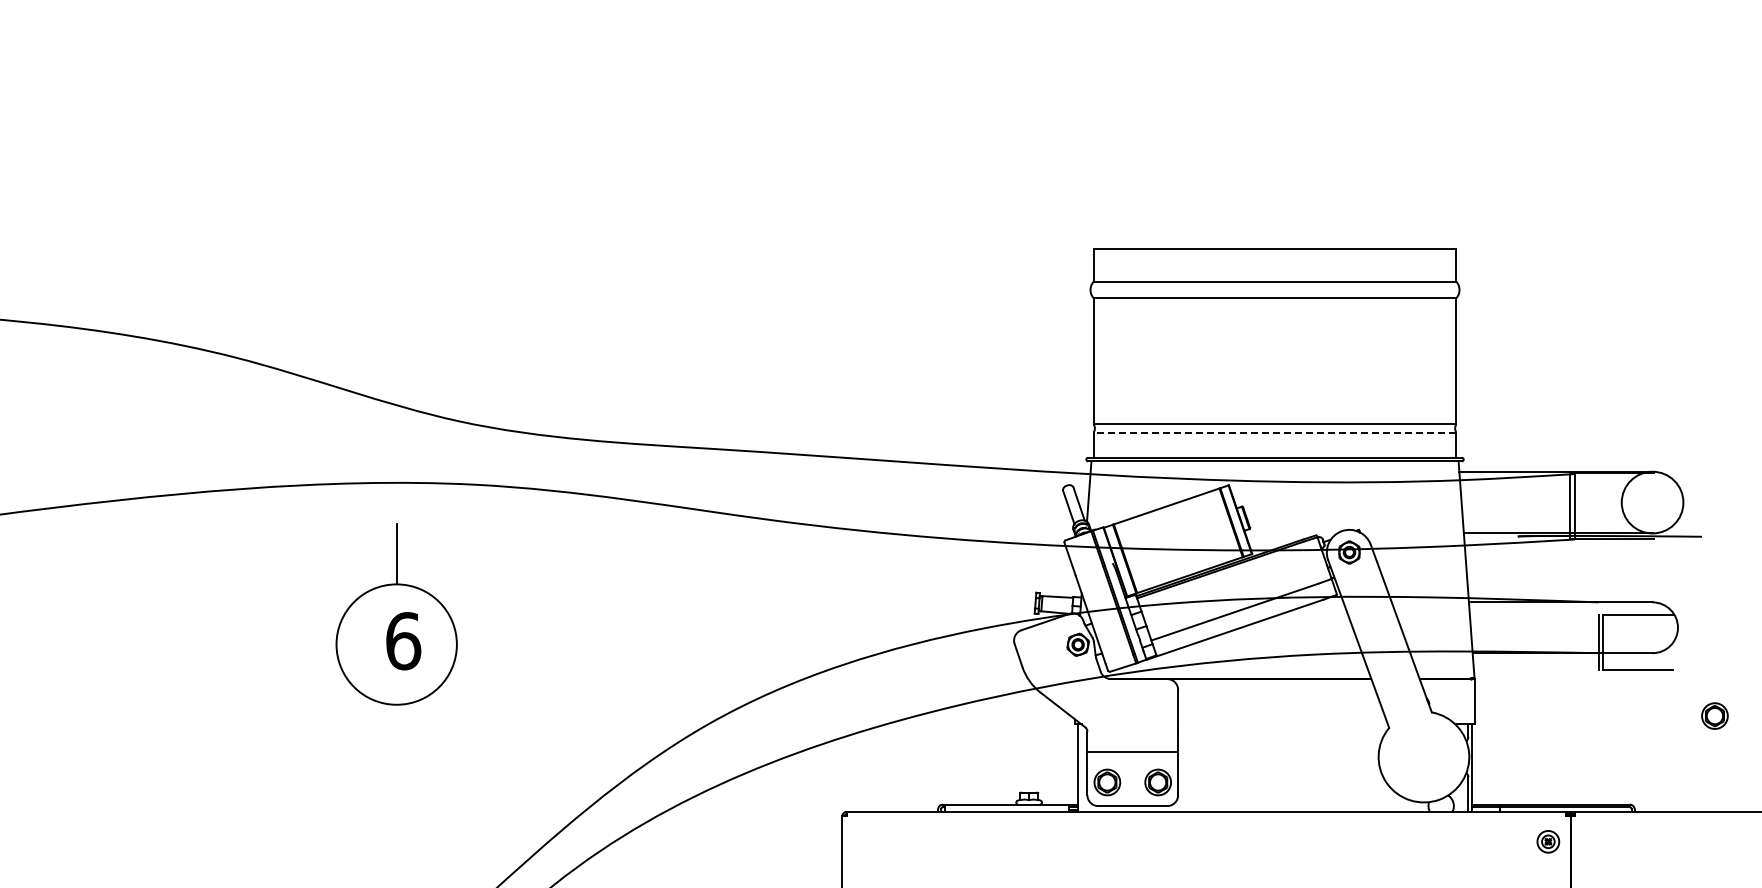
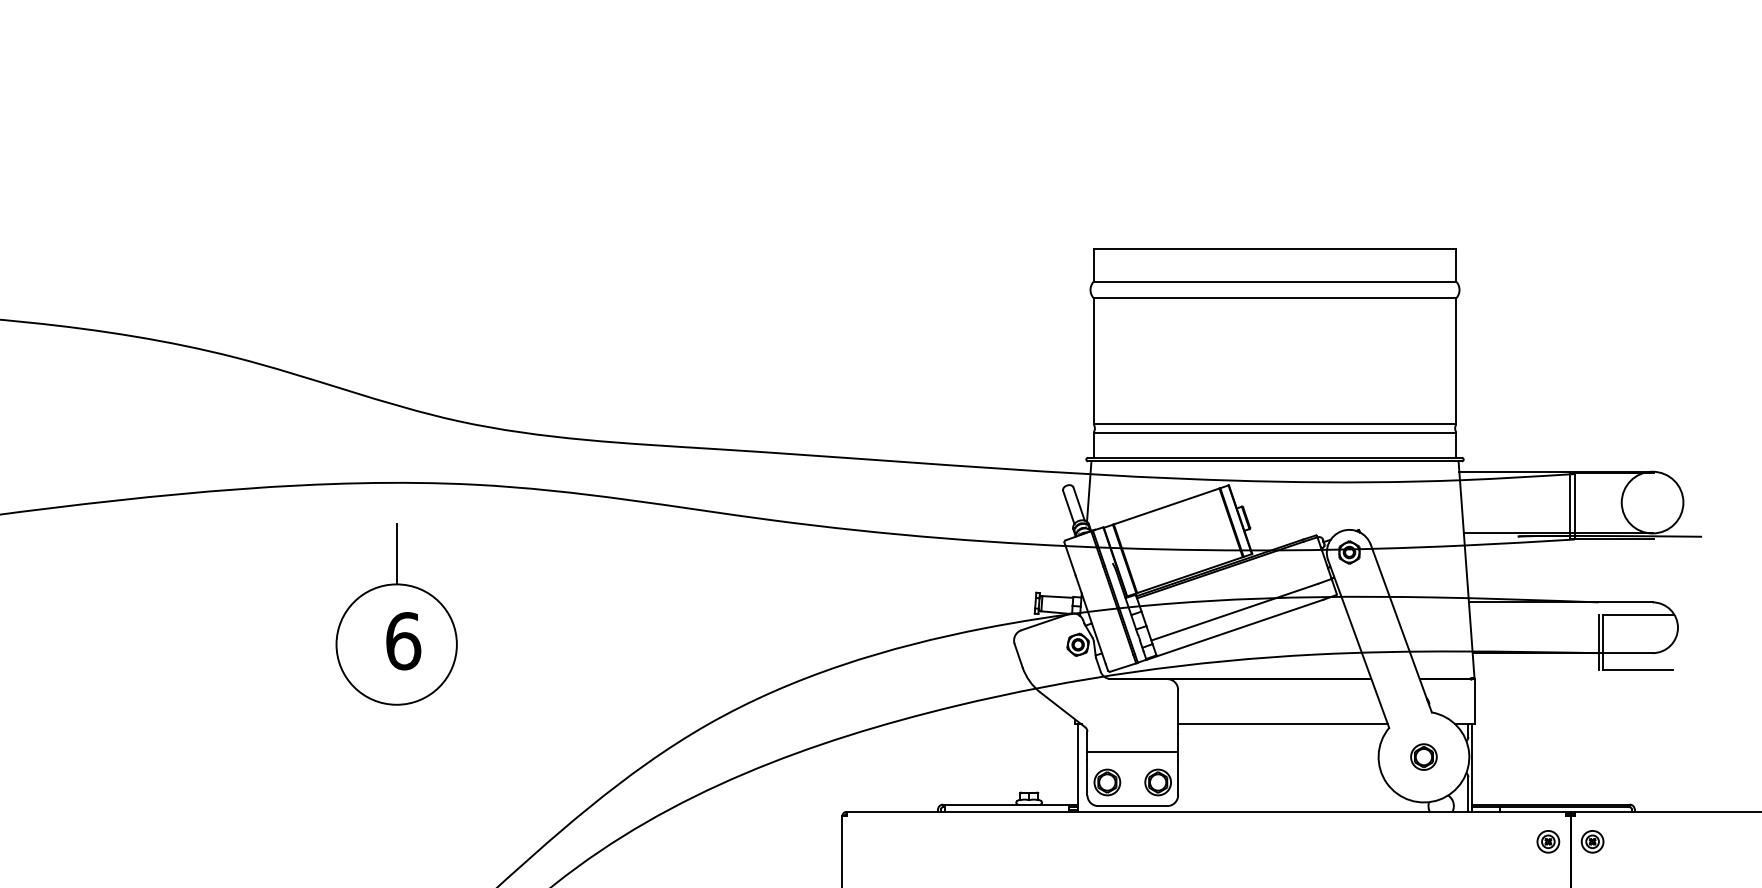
line: dashed -> solid (1274, 432)
part position: (1714, 715) -> (1423, 756) (1423, 756)
line: none -> present (1282, 724)
part: none -> present (1592, 841)
